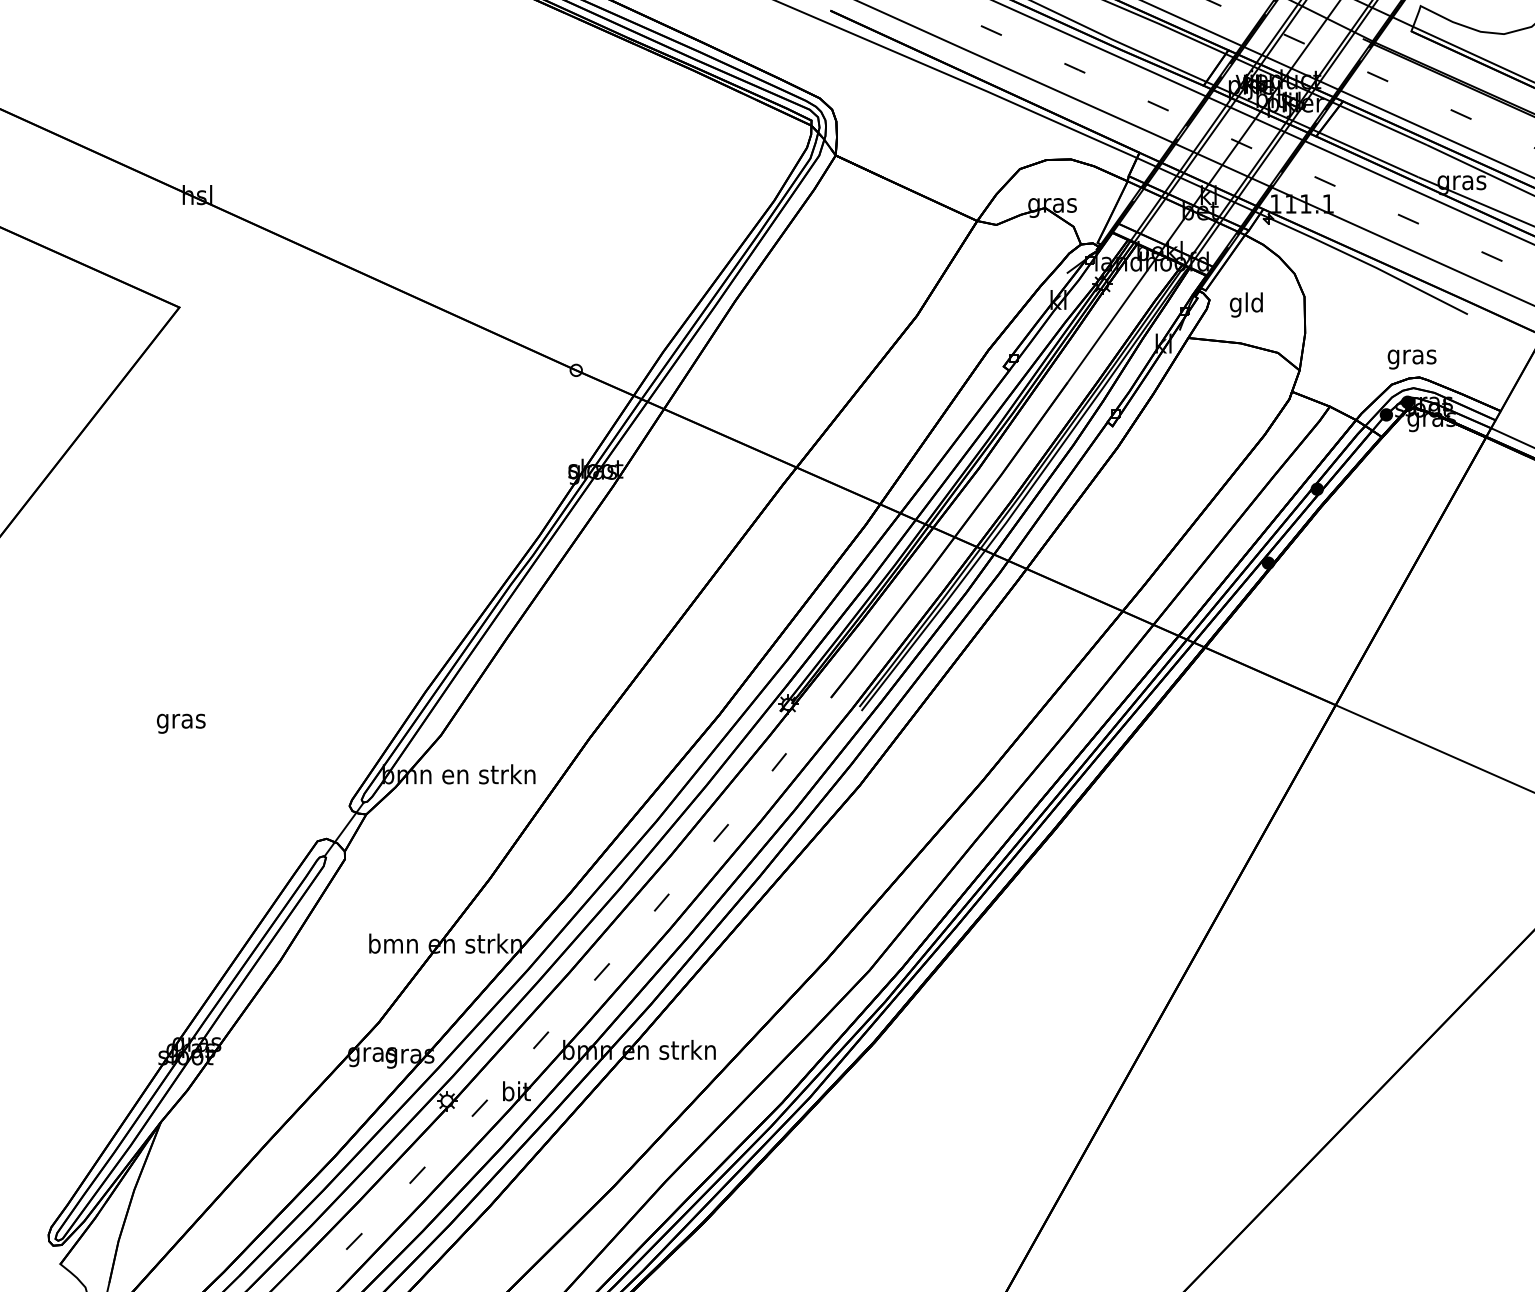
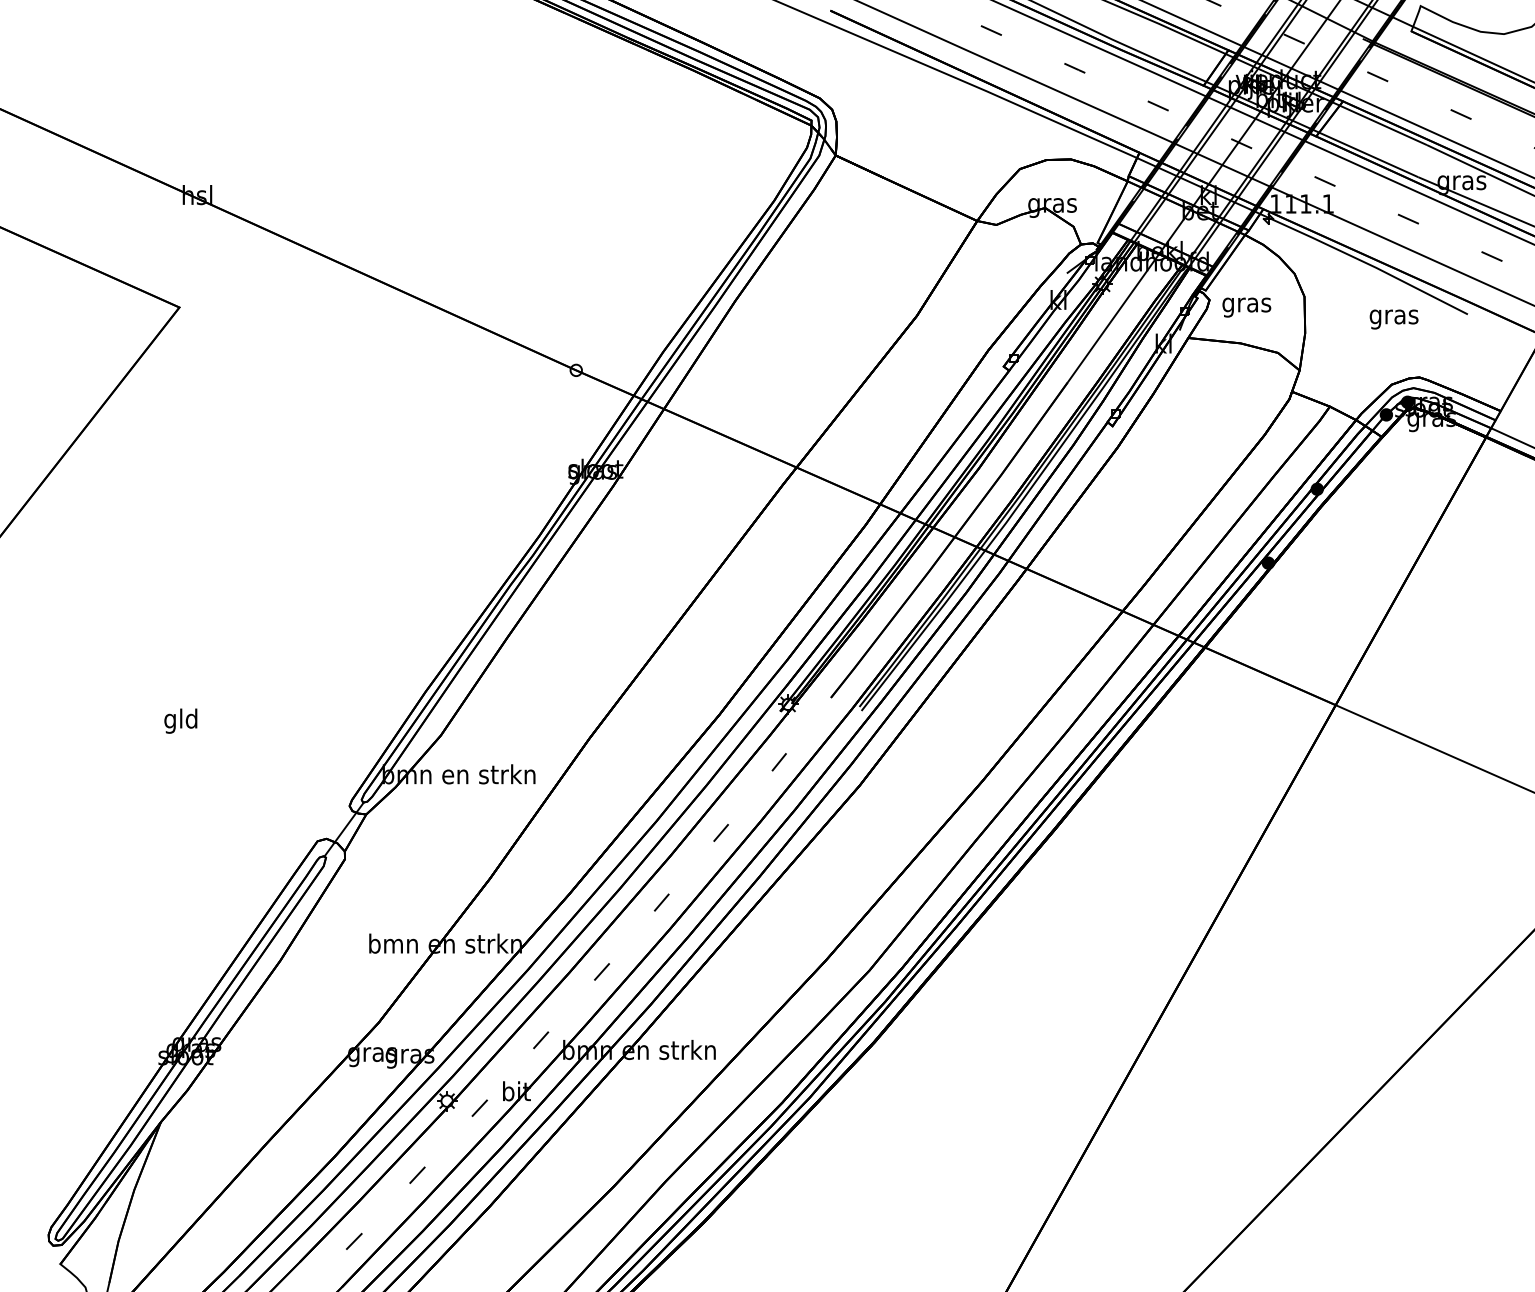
text: gld -> gras (1246, 304)
text position: (1411, 359) -> (1393, 319) (1393, 319)
text: gras -> gld (181, 720)
